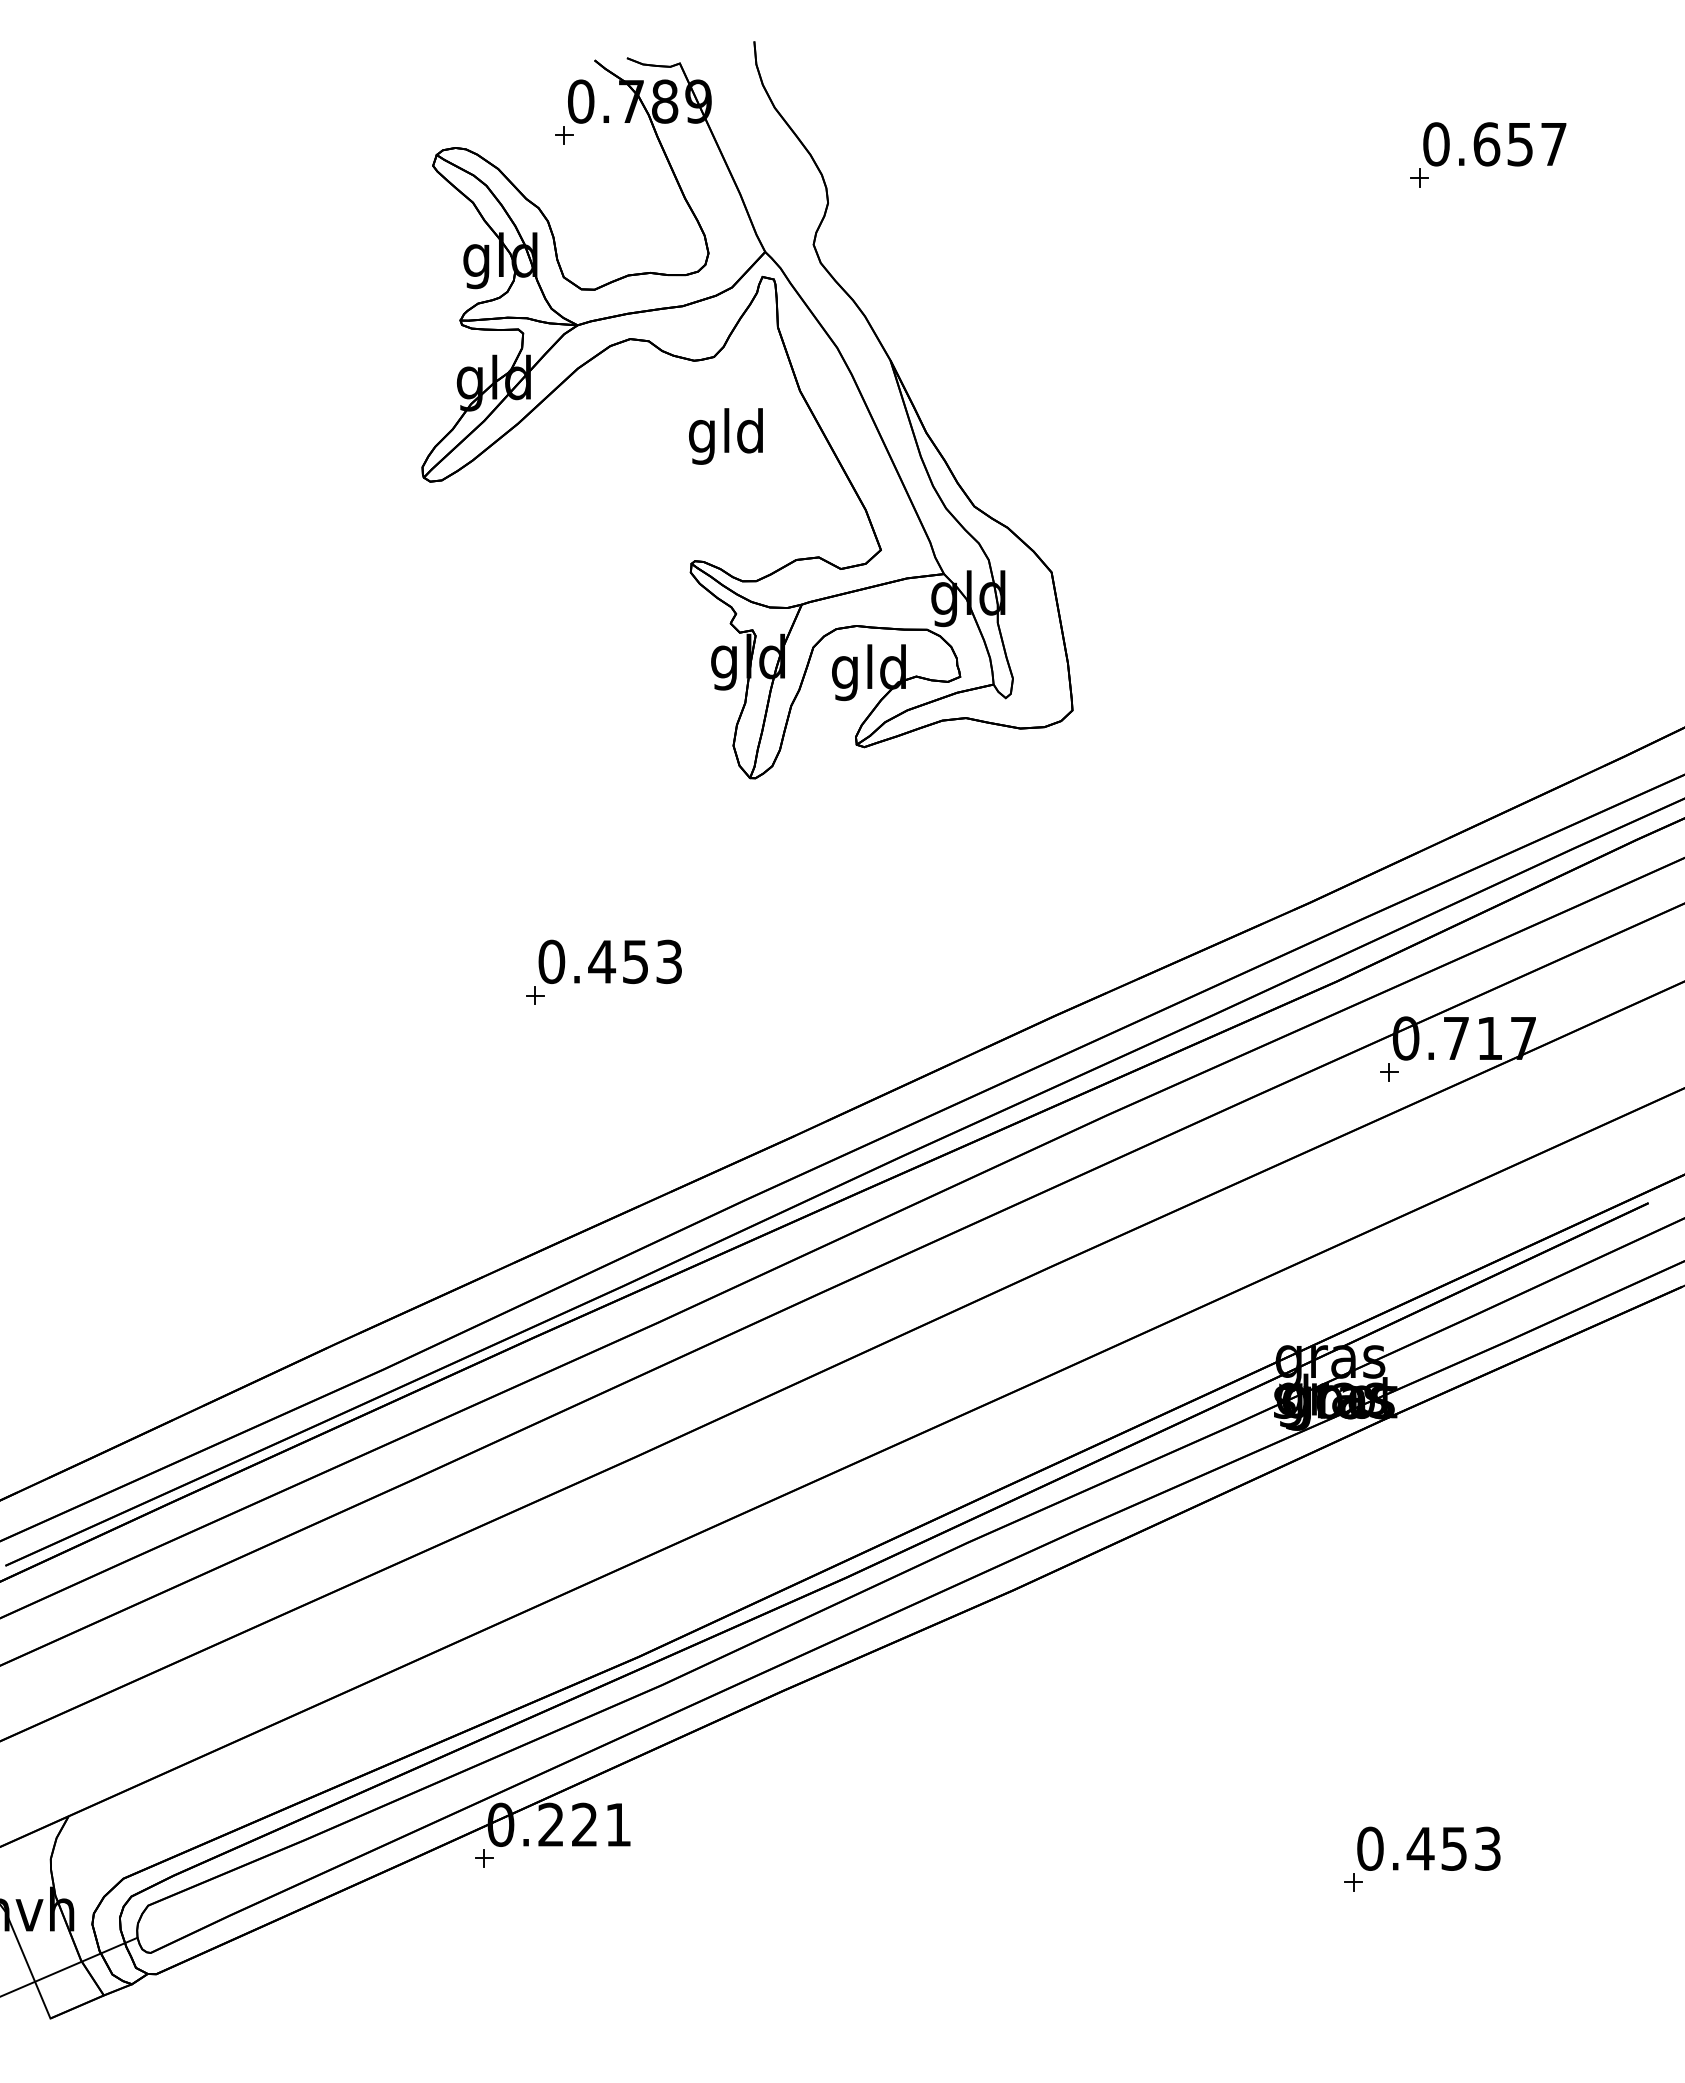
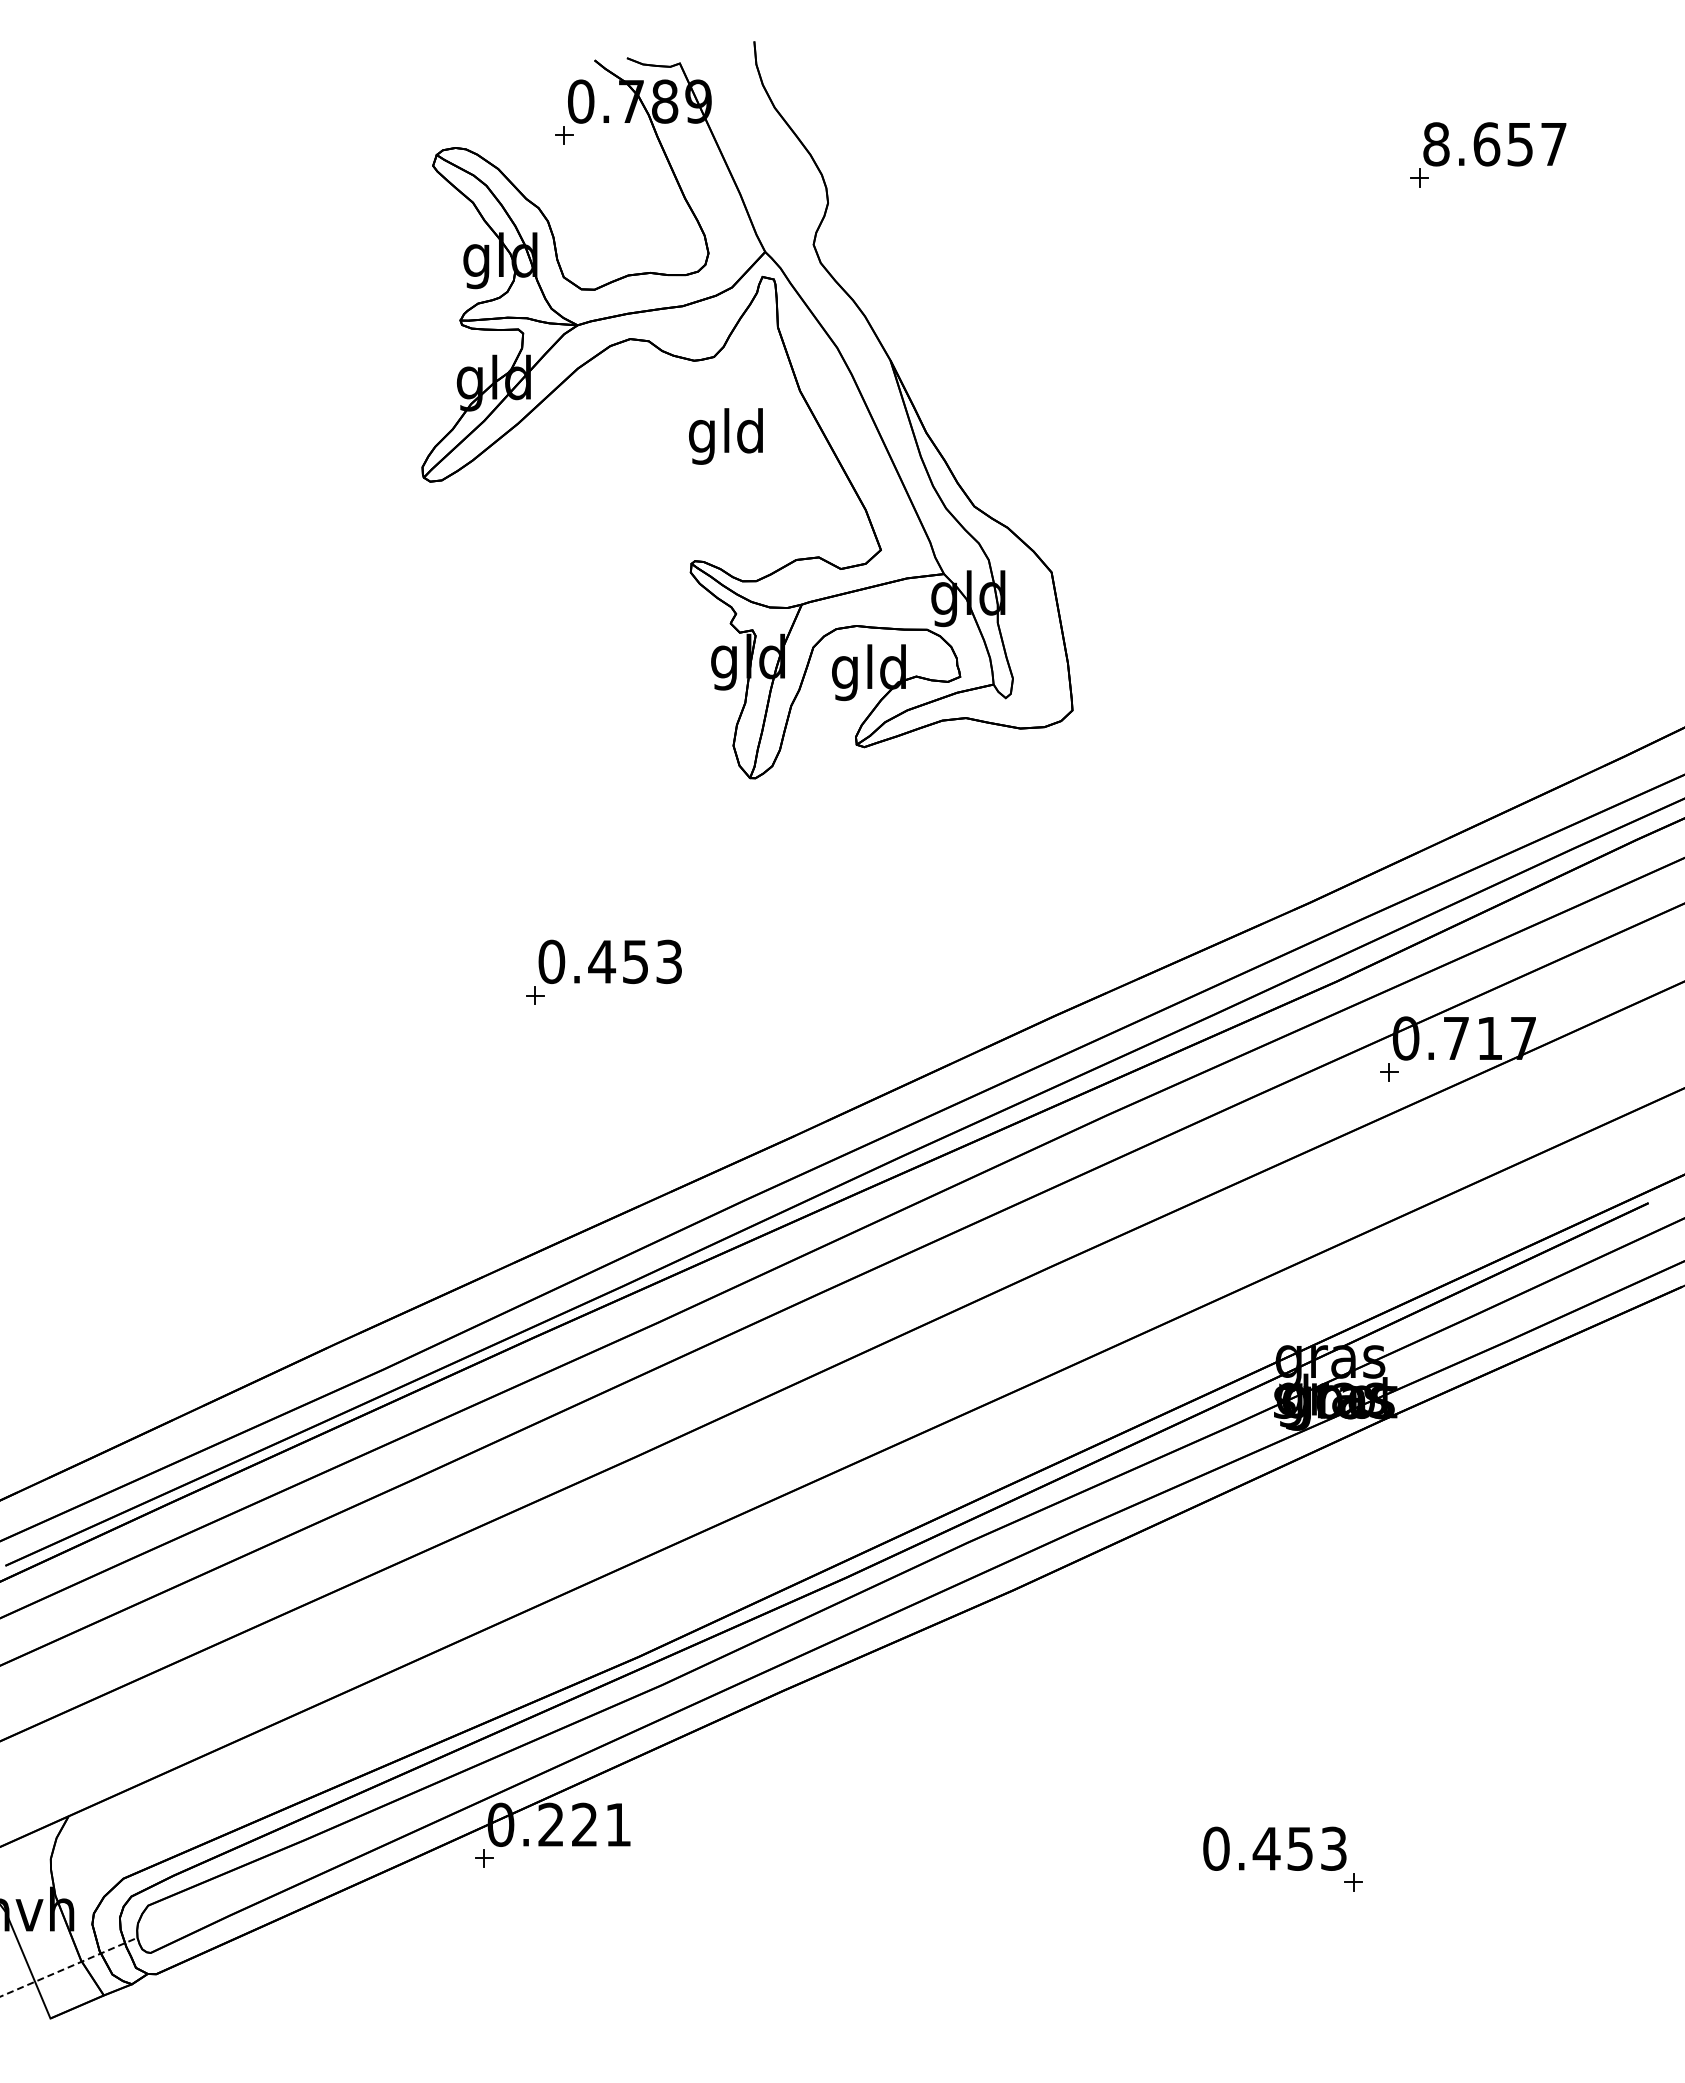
text: 0.657 -> 8.657 (1436, 144)
text position: (1428, 1848) -> (1274, 1848) (1274, 1848)
line: solid -> dashed (69, 1966)
